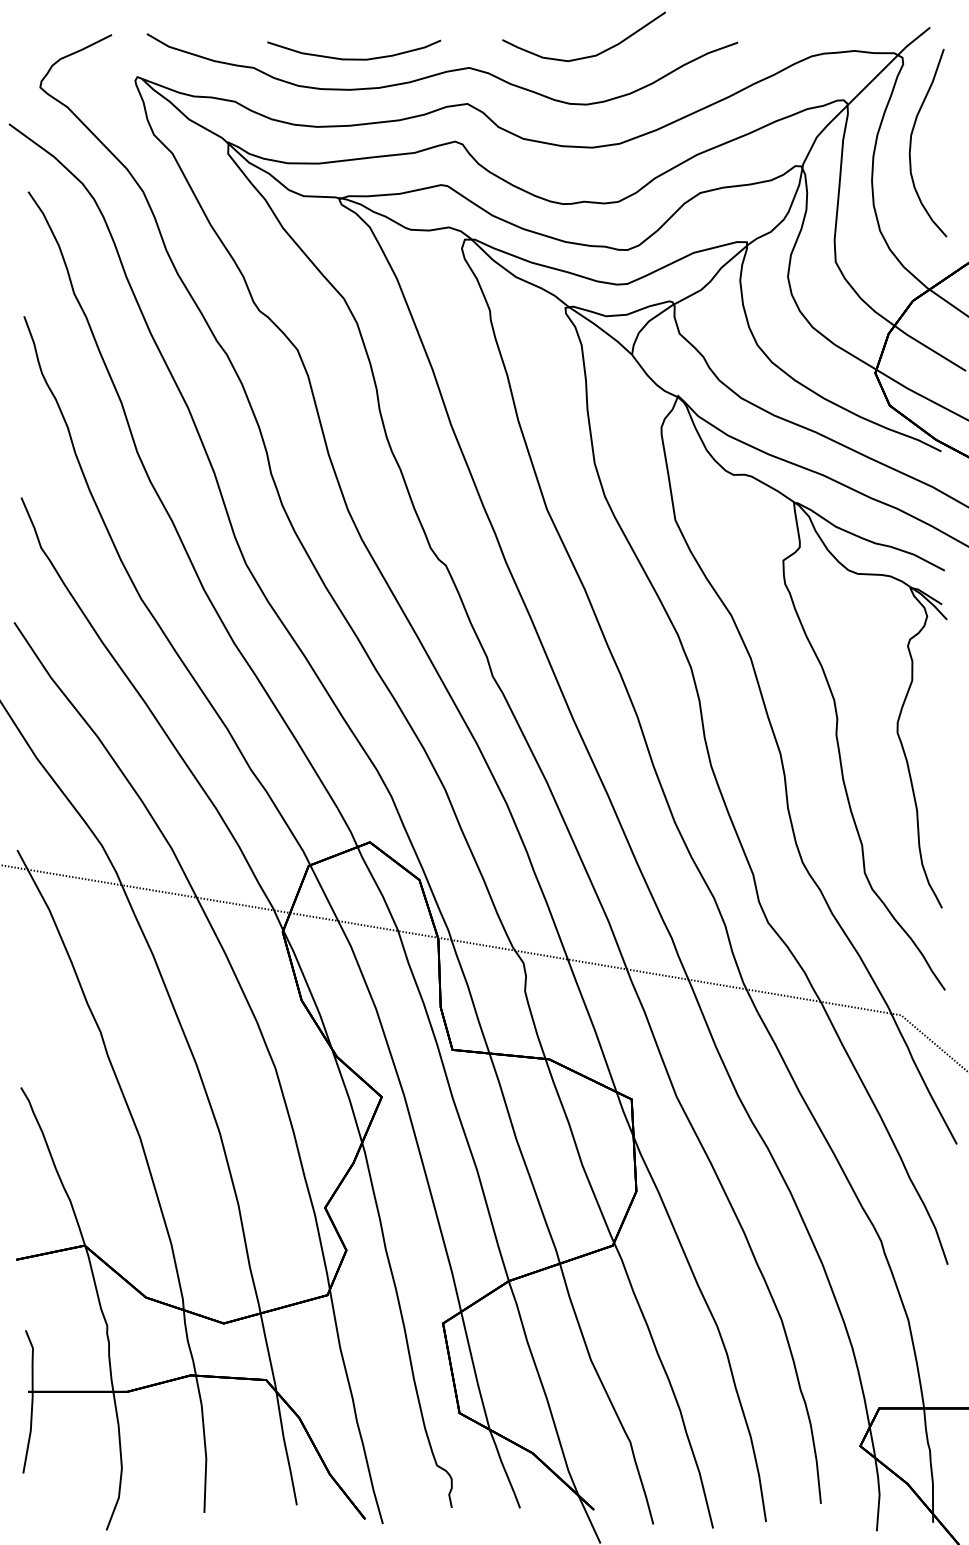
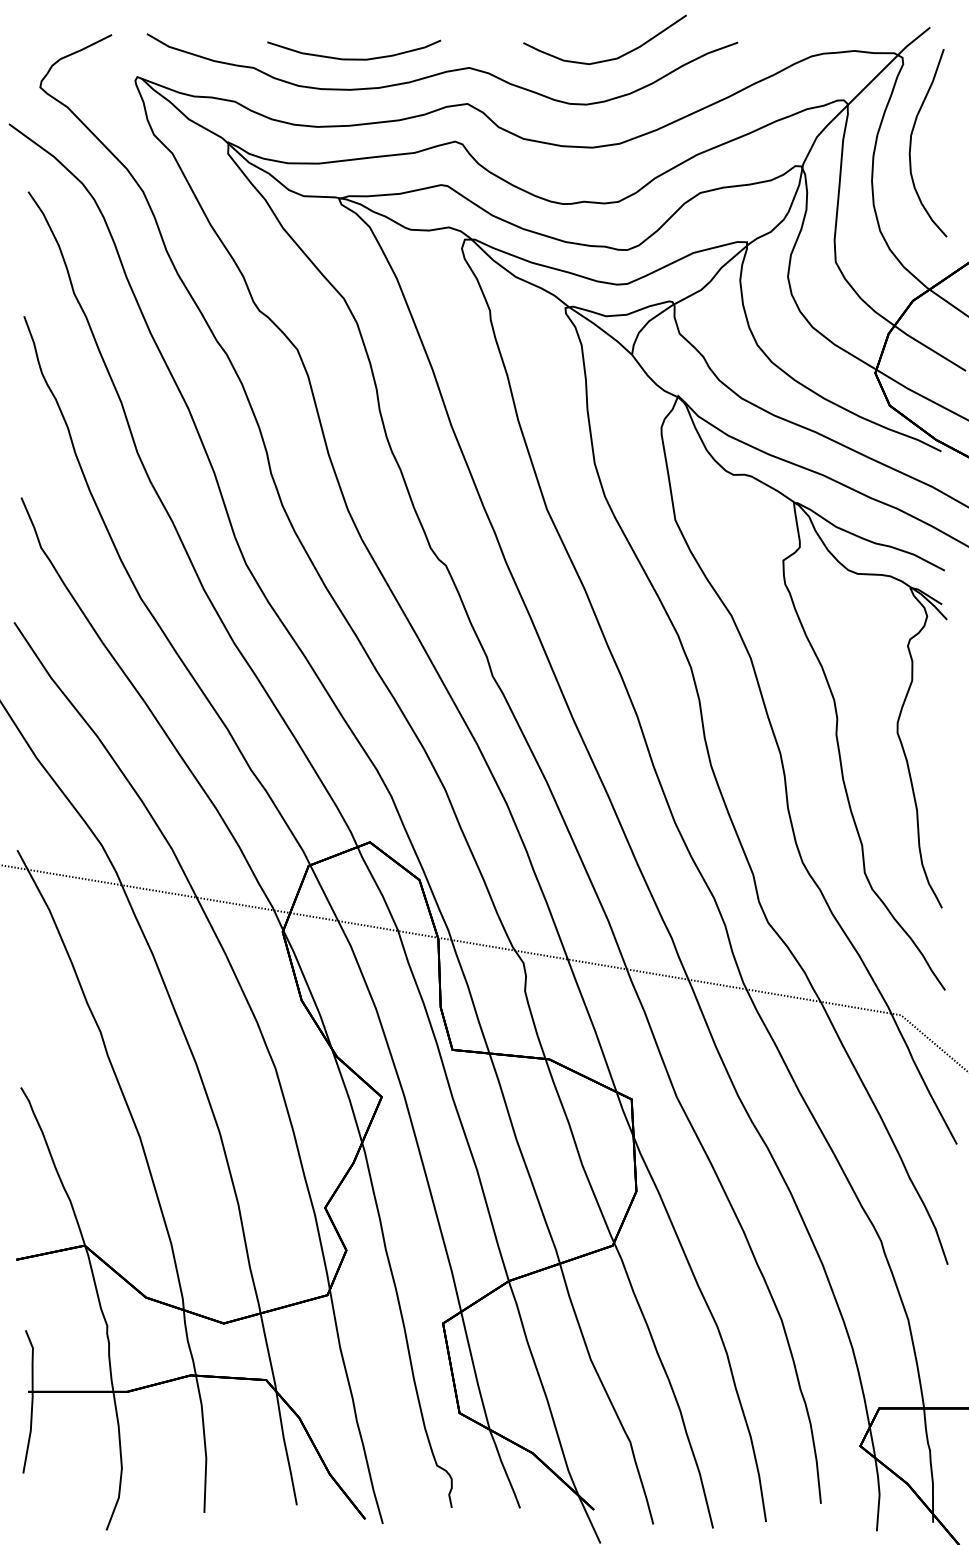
curve position: (585, 56) -> (606, 59) (606, 59)
